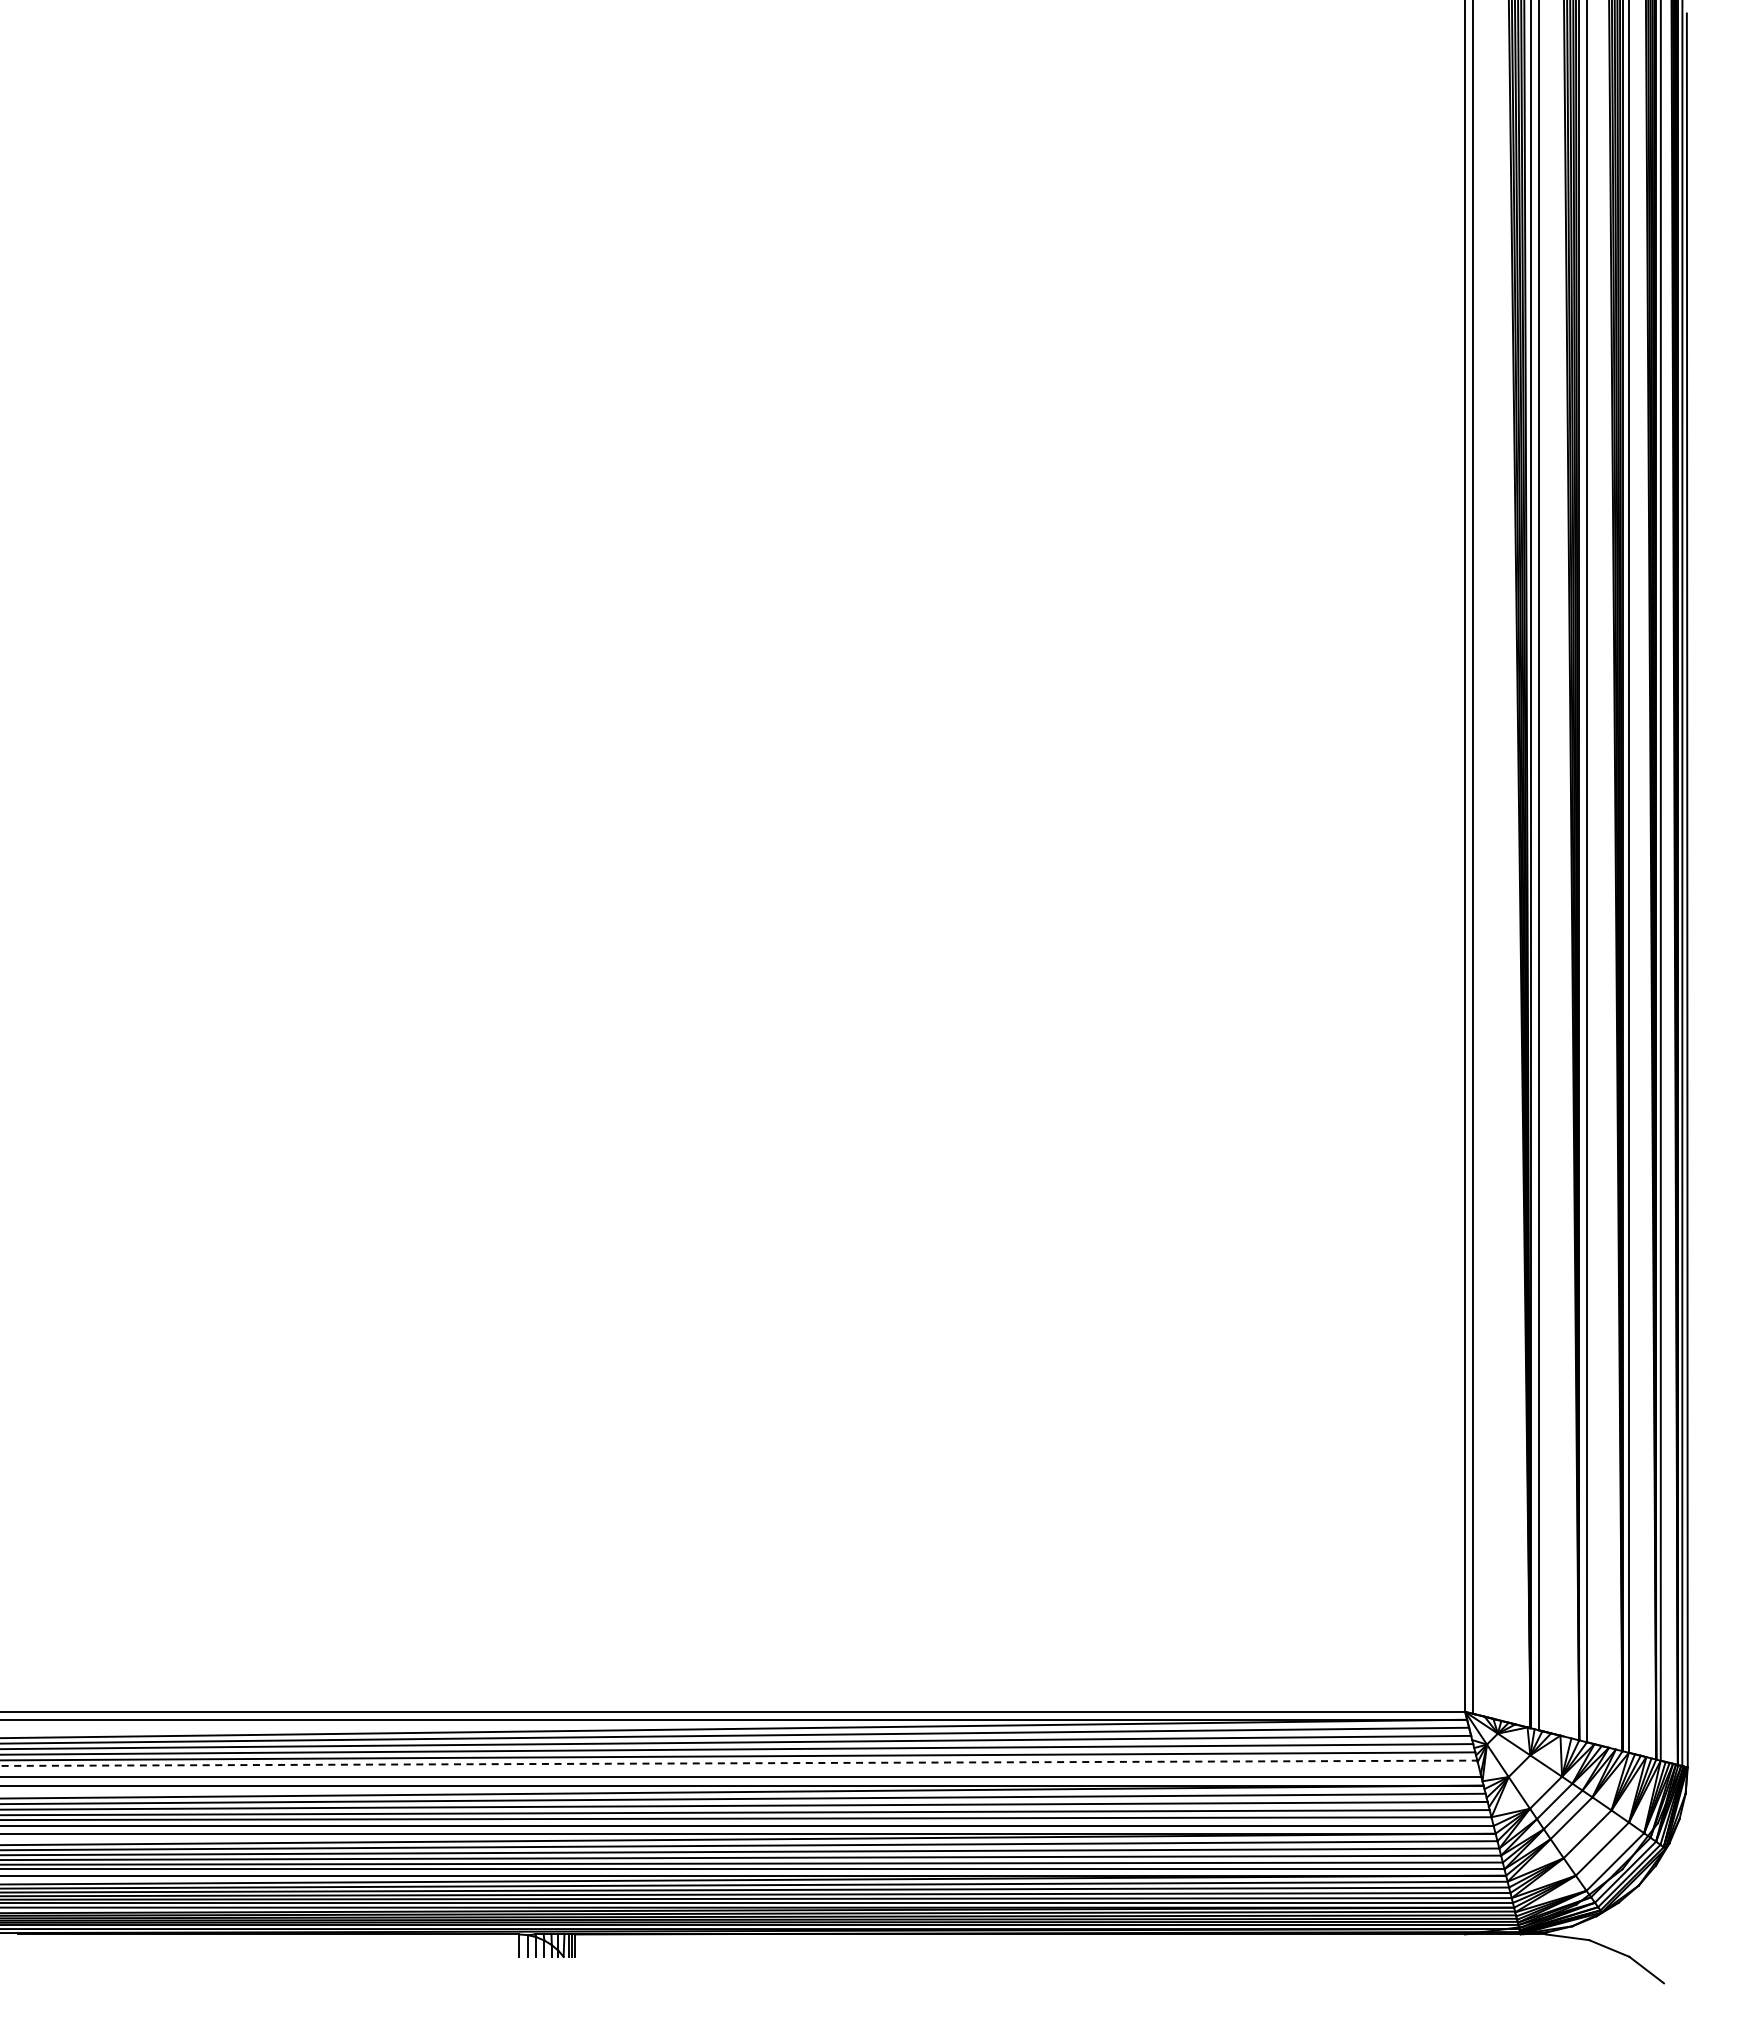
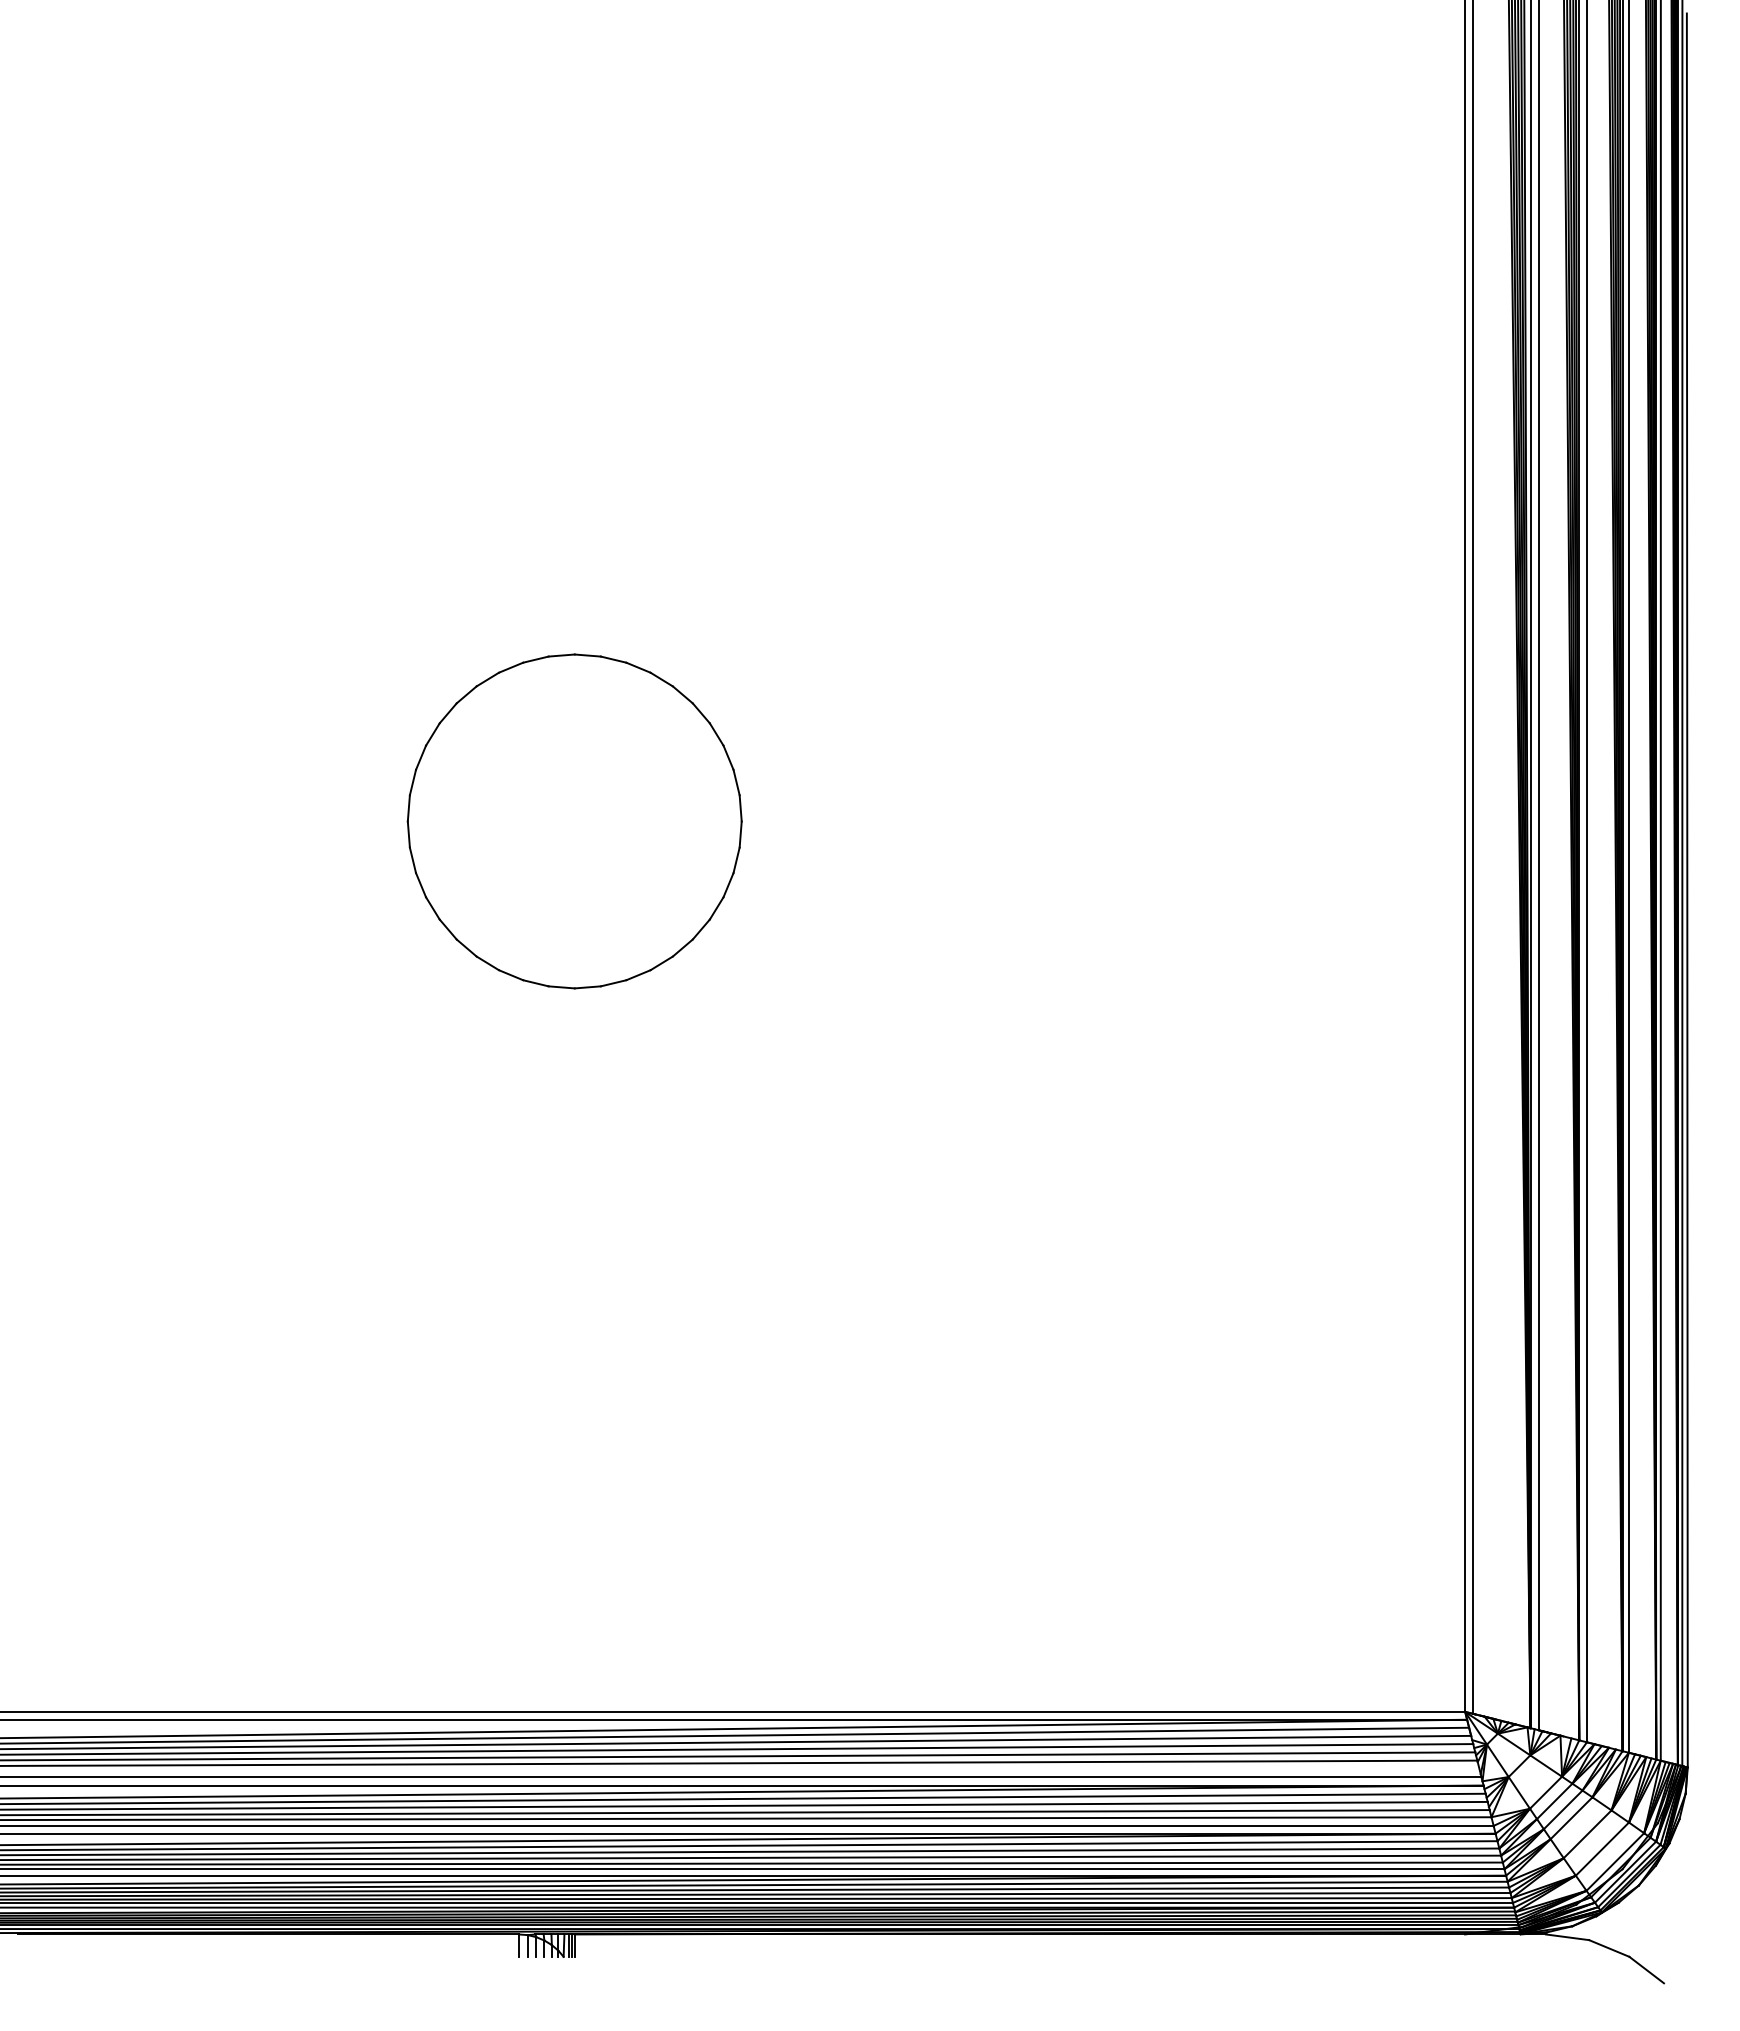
part: none -> present (574, 821)
line: dashed -> solid (739, 1763)
